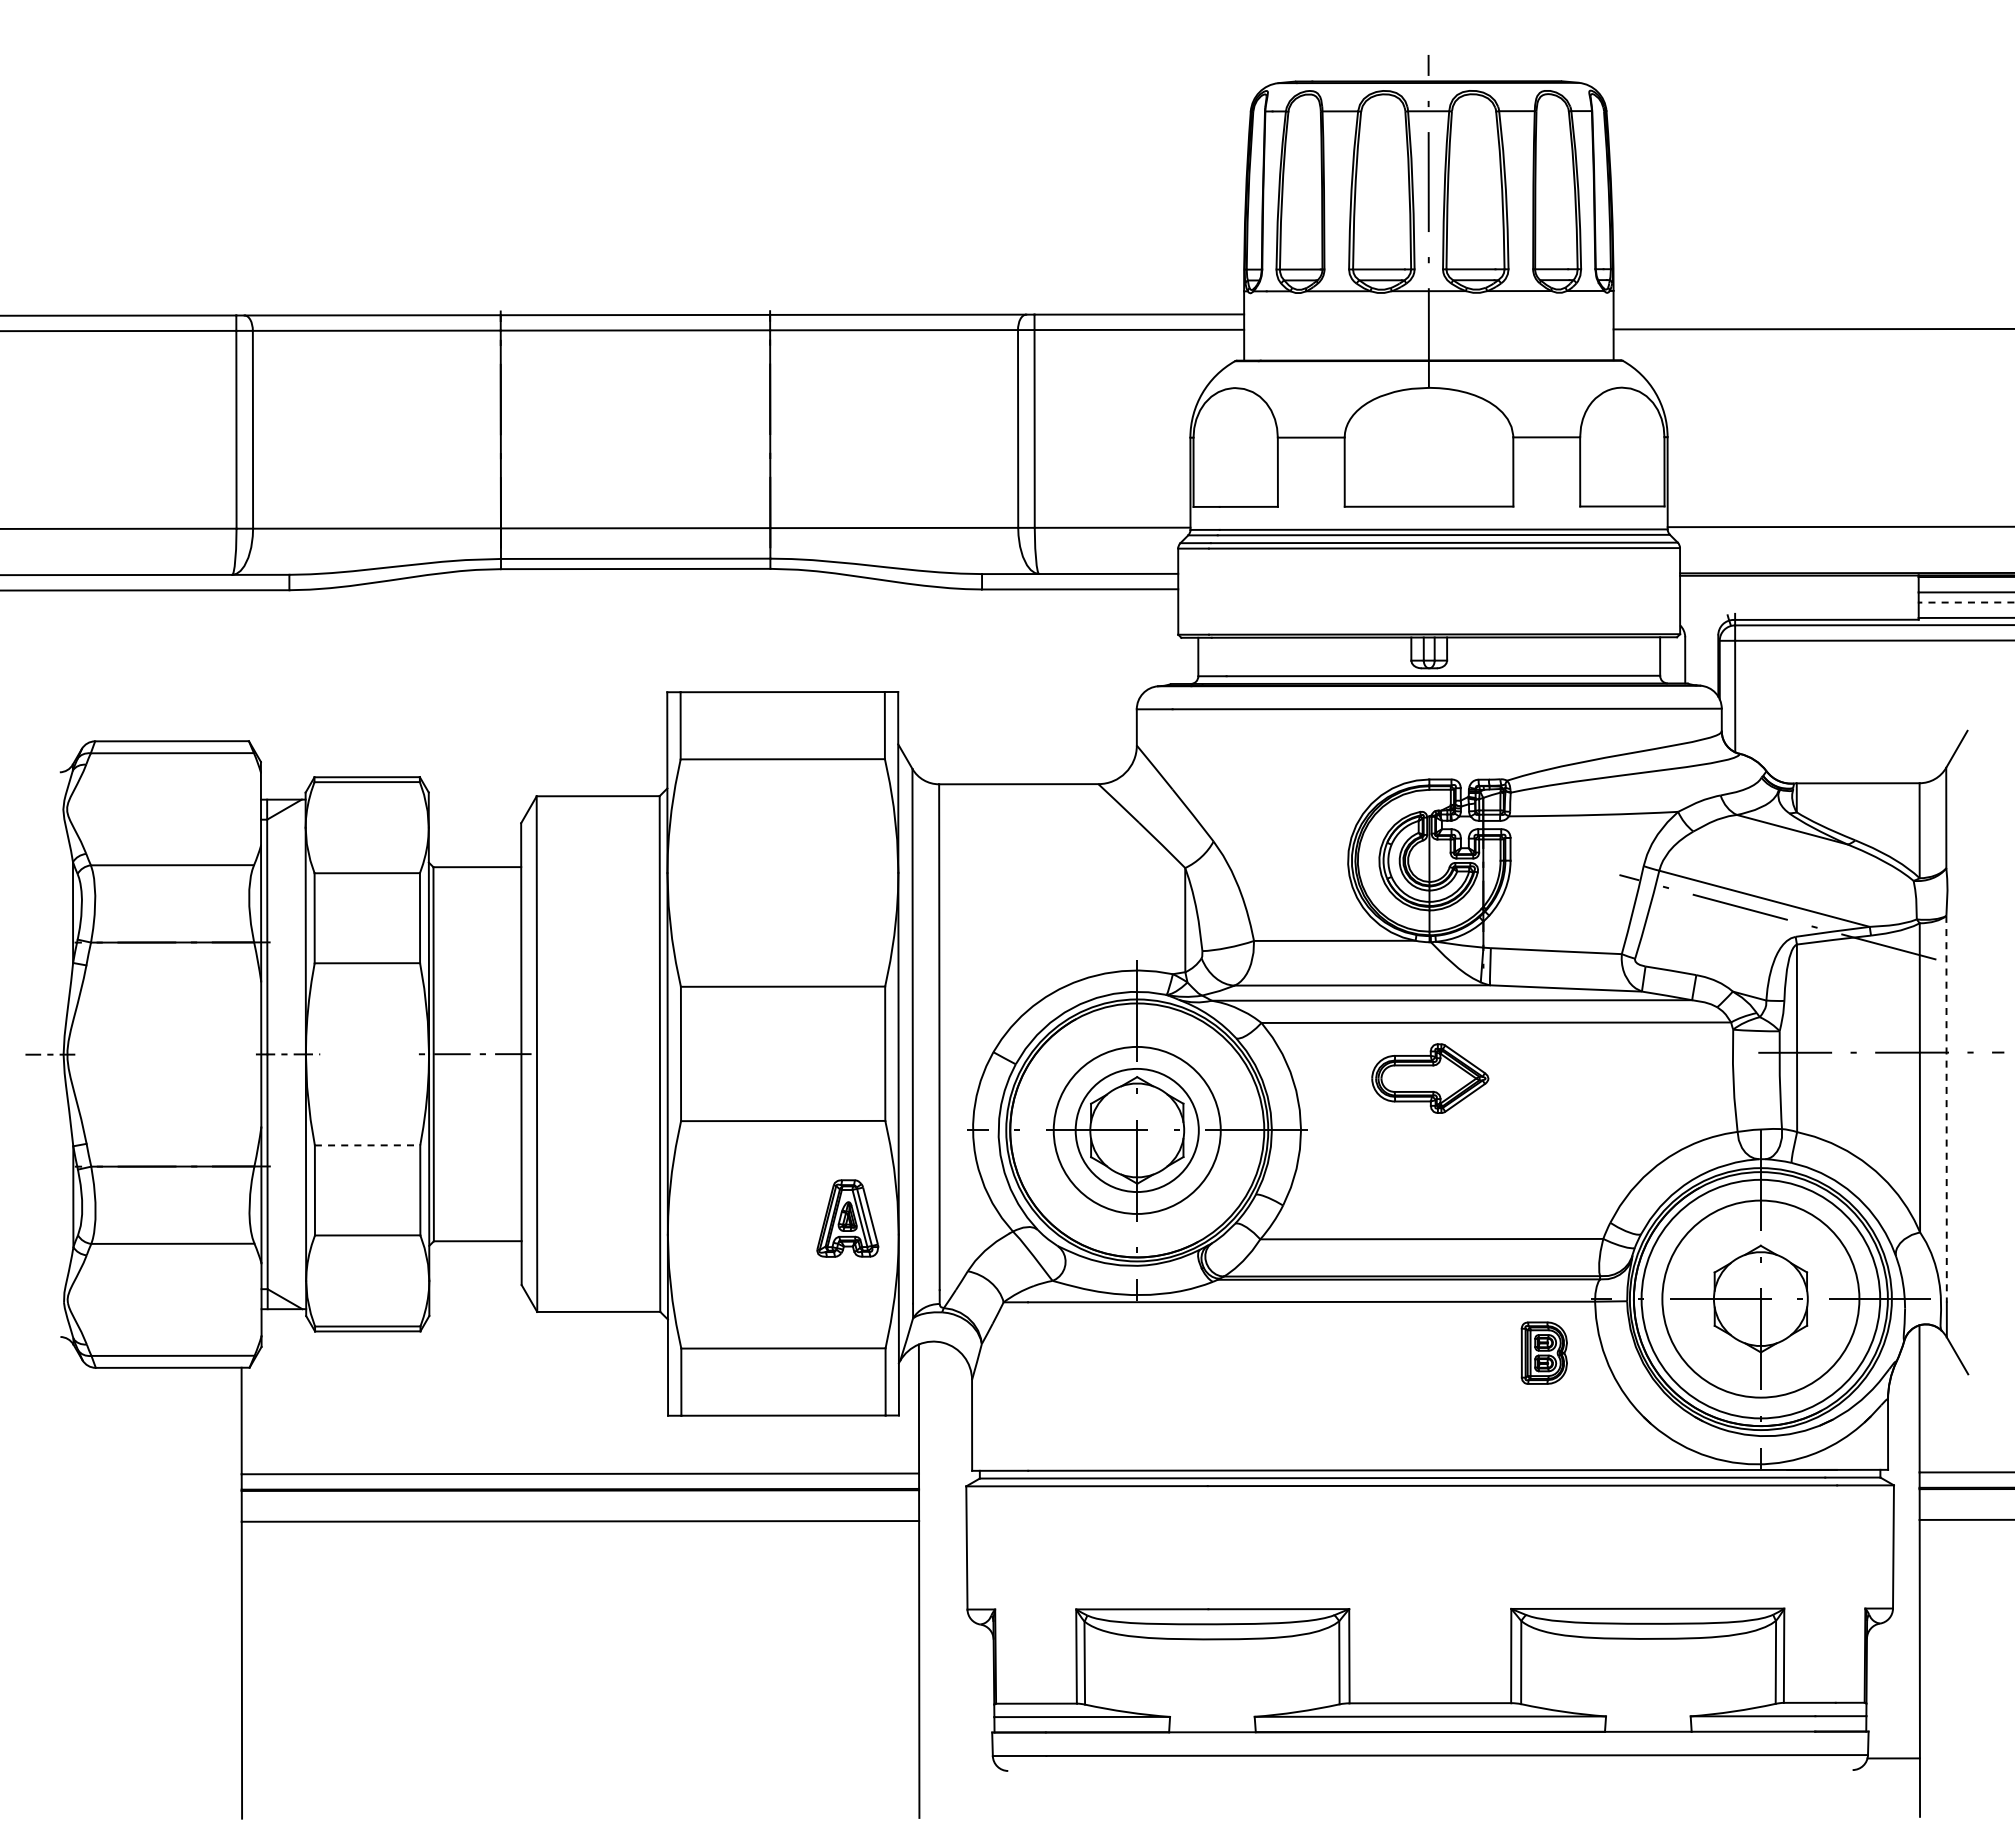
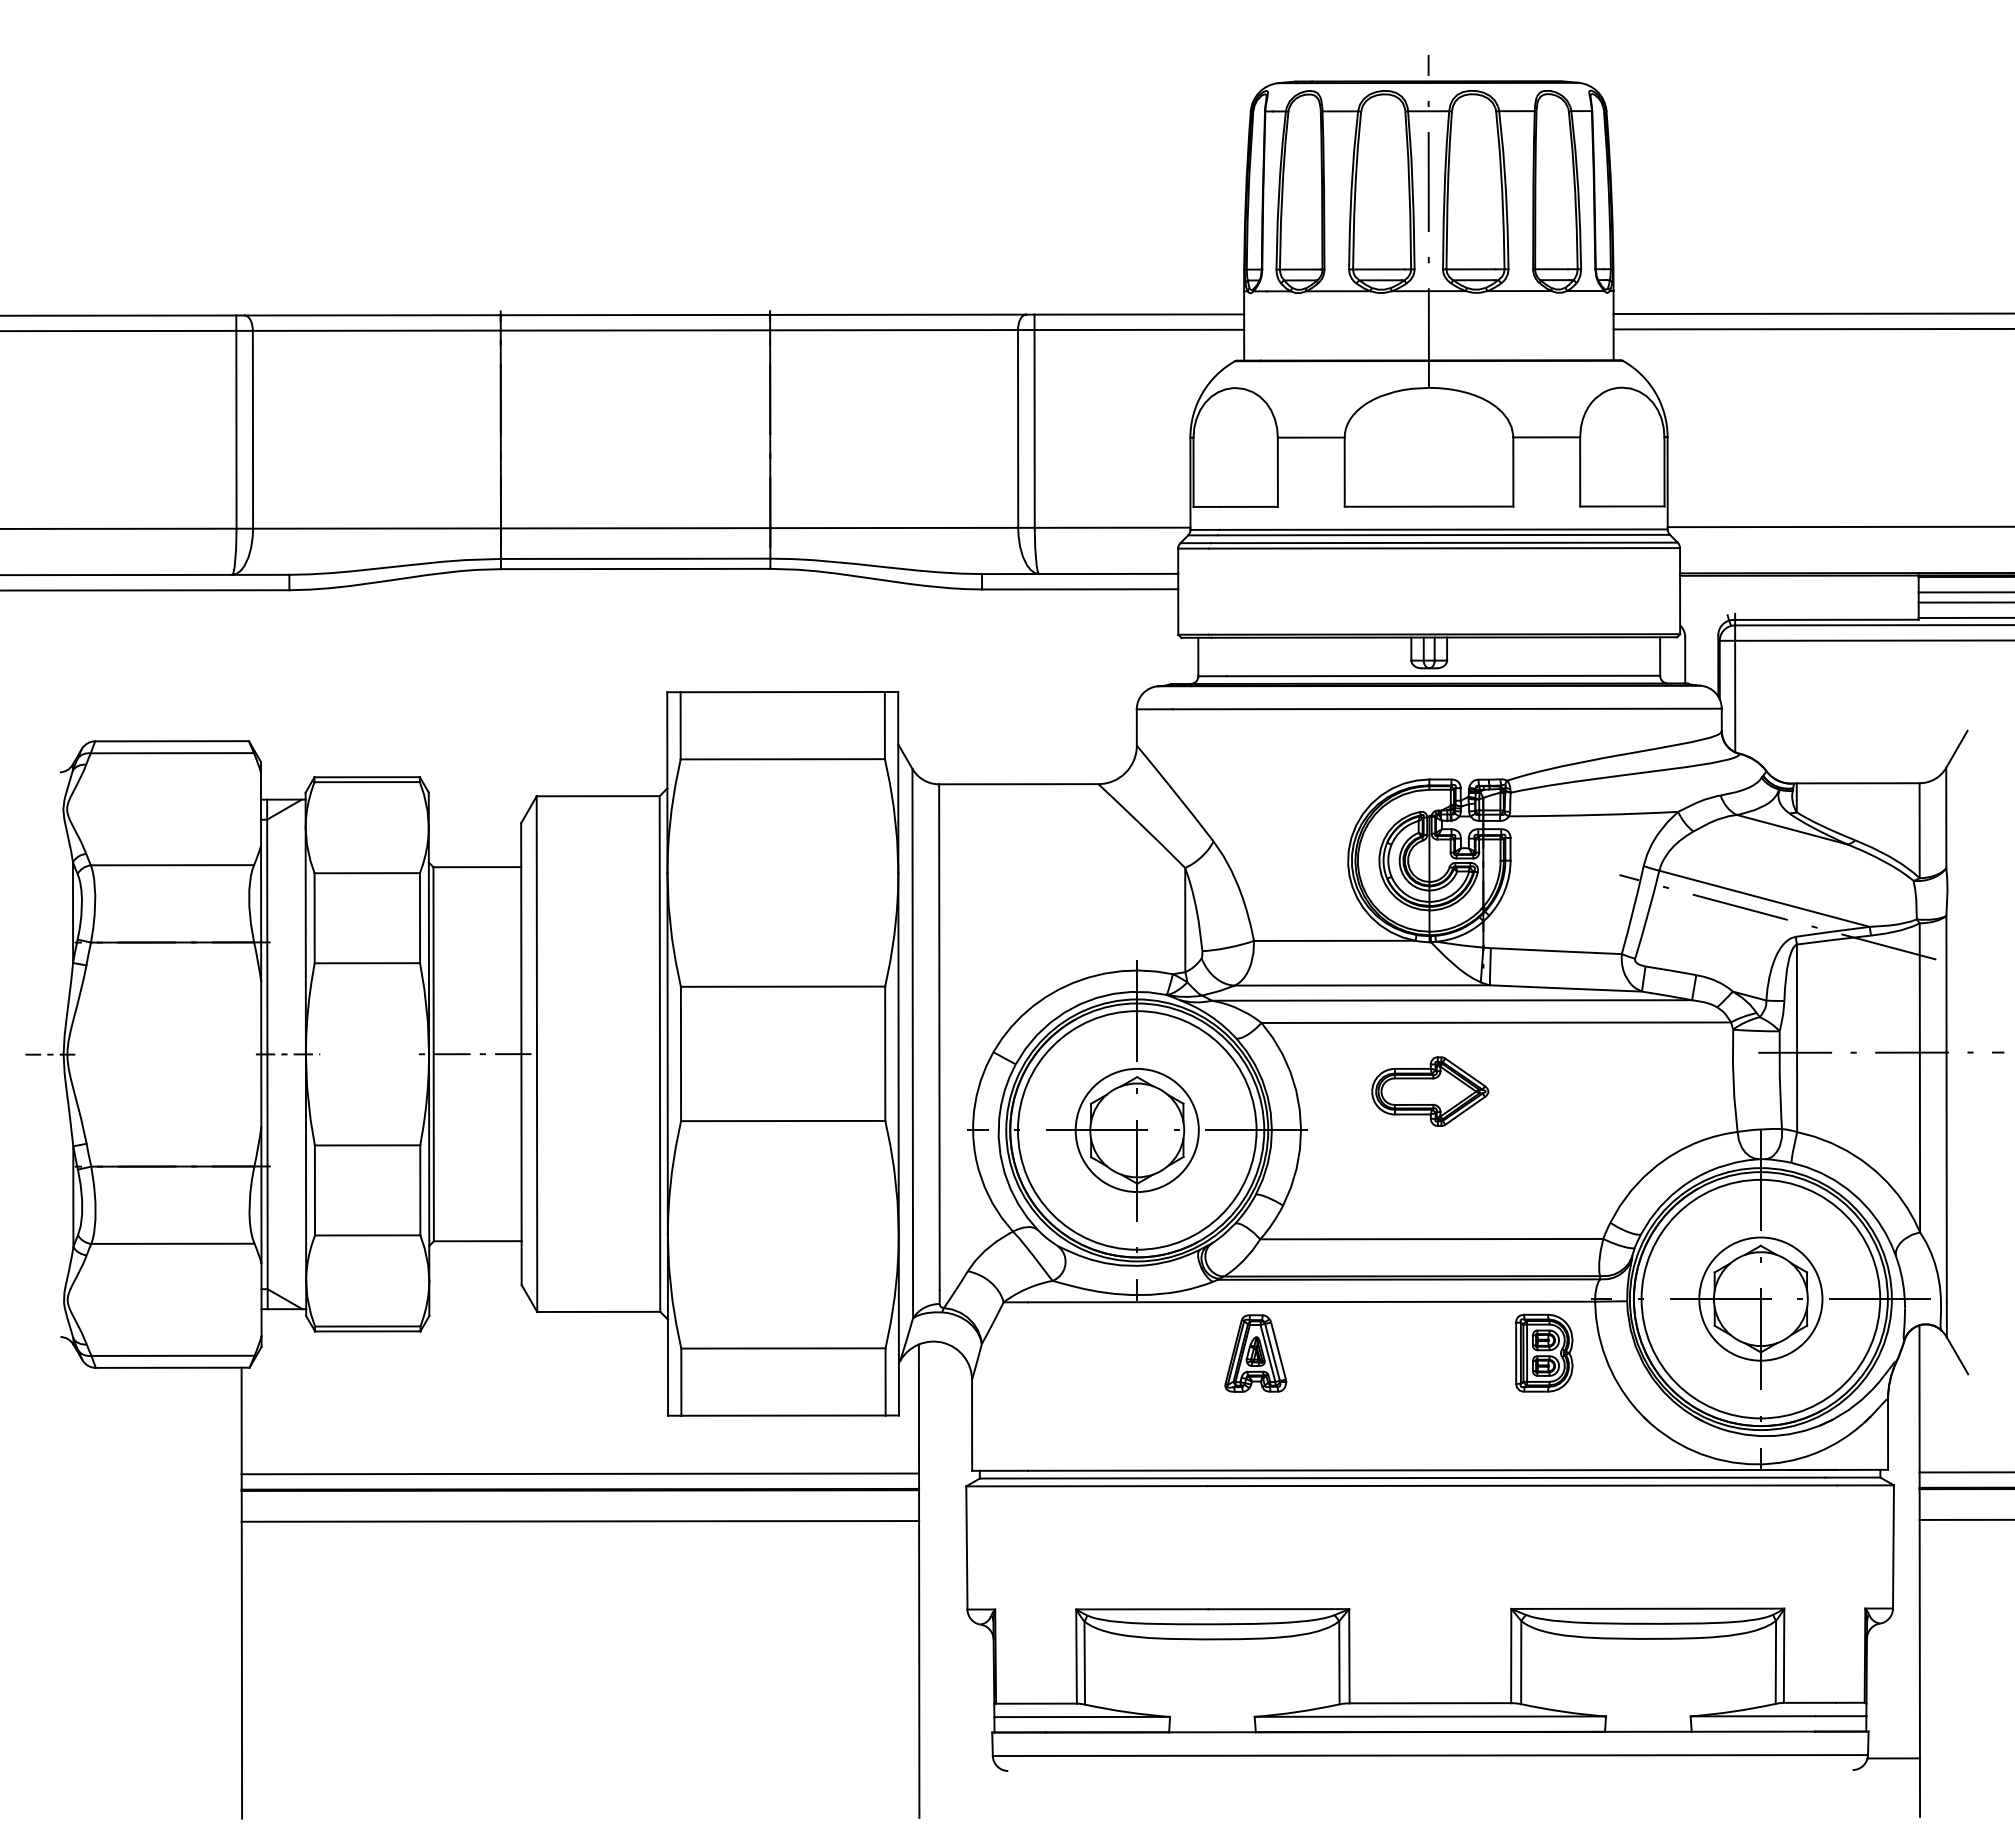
line: none -> present (1812, 313)
line: dashed -> solid (1966, 602)
part position: (1430, 1078) -> (1430, 1091) (1430, 1091)
line: dashed -> solid (1946, 1109)
circle diameter: 167 px -> 239 px (1136, 1130)
line: dashed -> solid (367, 1145)
part position: (847, 1218) -> (1255, 1353) (1255, 1353)
circle diameter: 197 px -> 123 px (1760, 1298)
part size: 48x64 px -> 59x80 px (1544, 1352)
